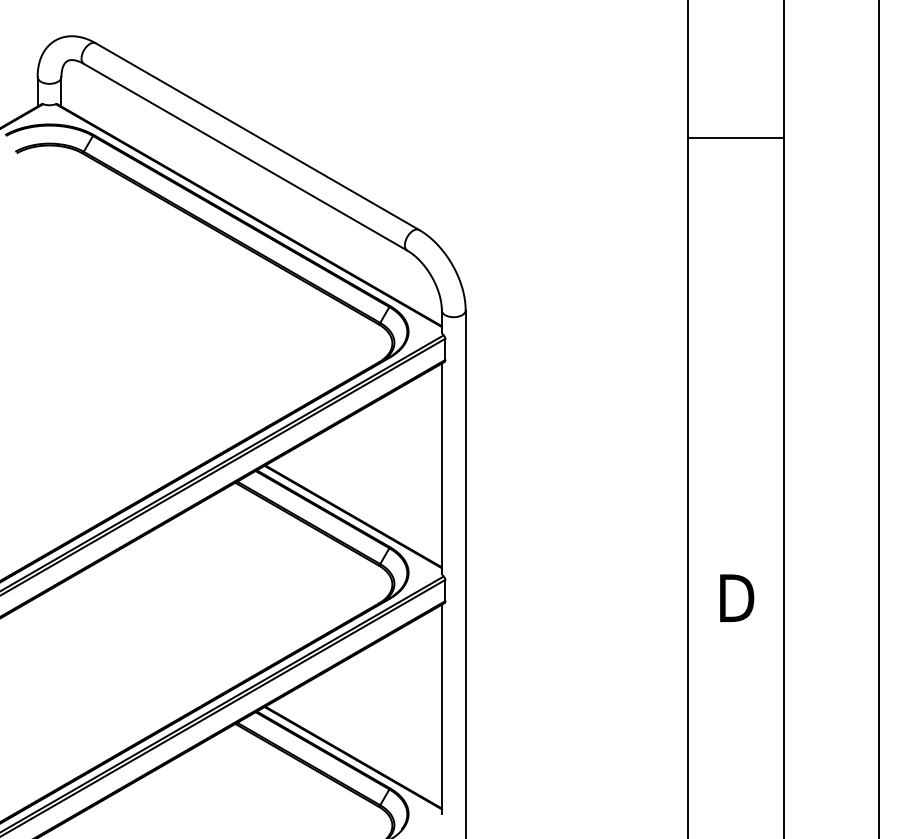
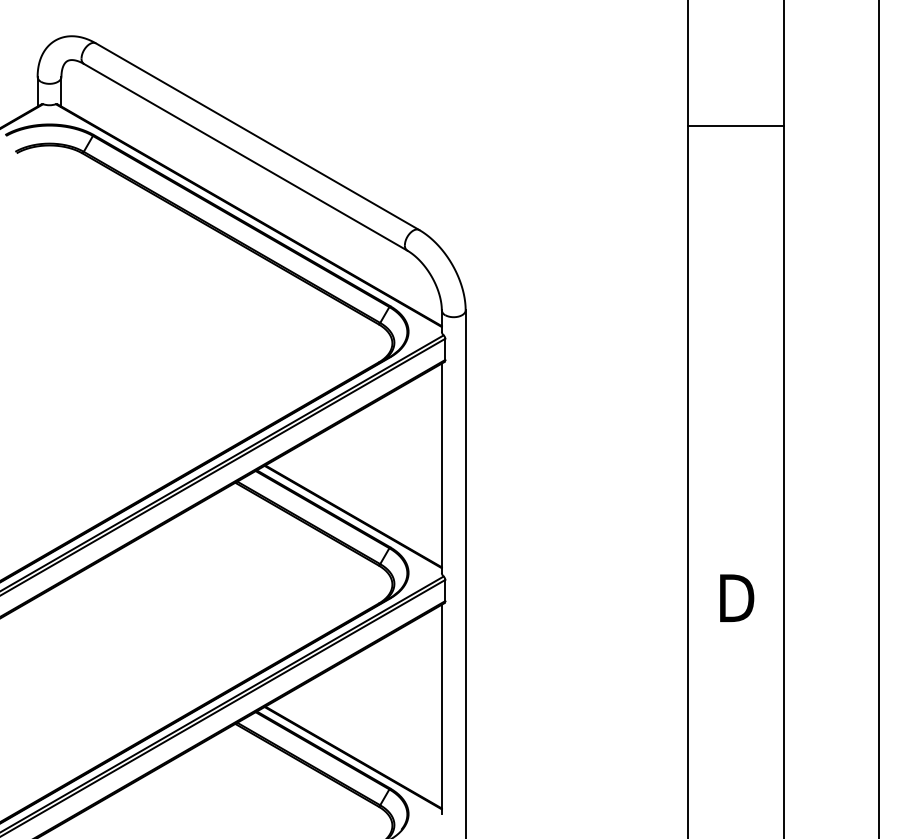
line position: (735, 138) -> (735, 126) (735, 126)
